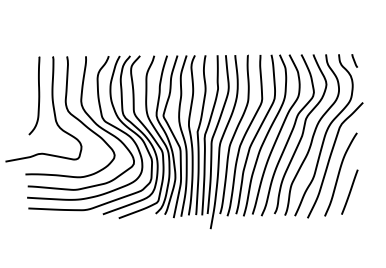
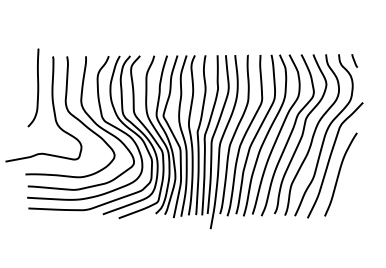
curve position: (38, 95) -> (37, 87) (37, 87)
line: present -> none (349, 191)
